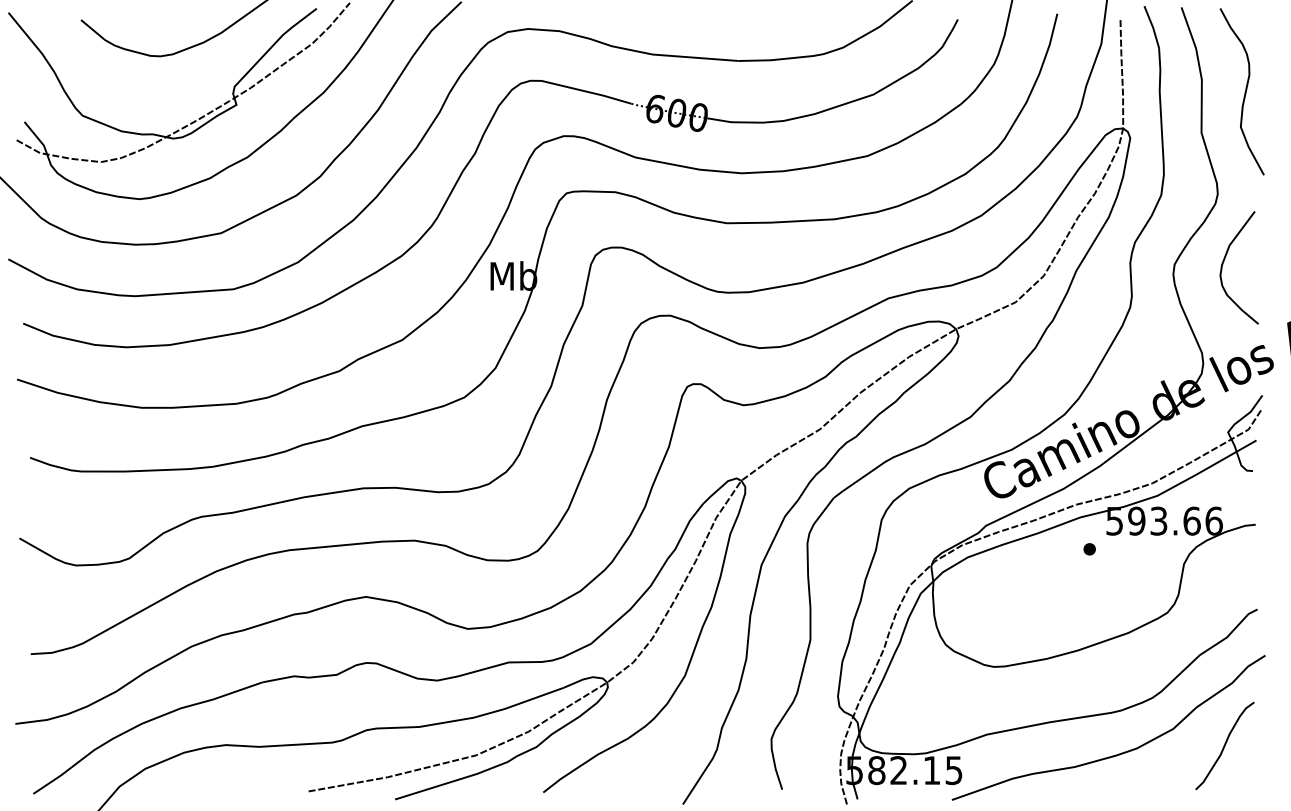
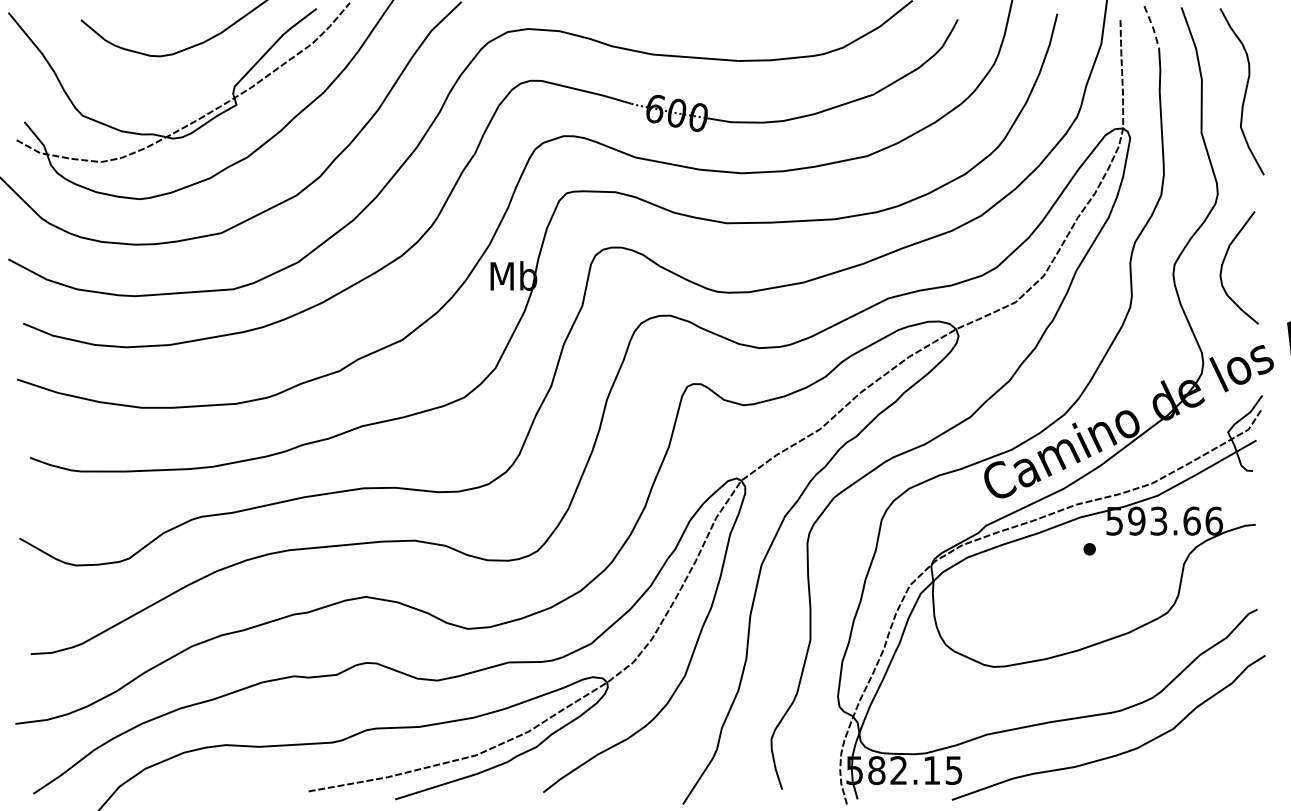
line: solid -> dashed (1153, 27)
curve: present -> none (1224, 745)
